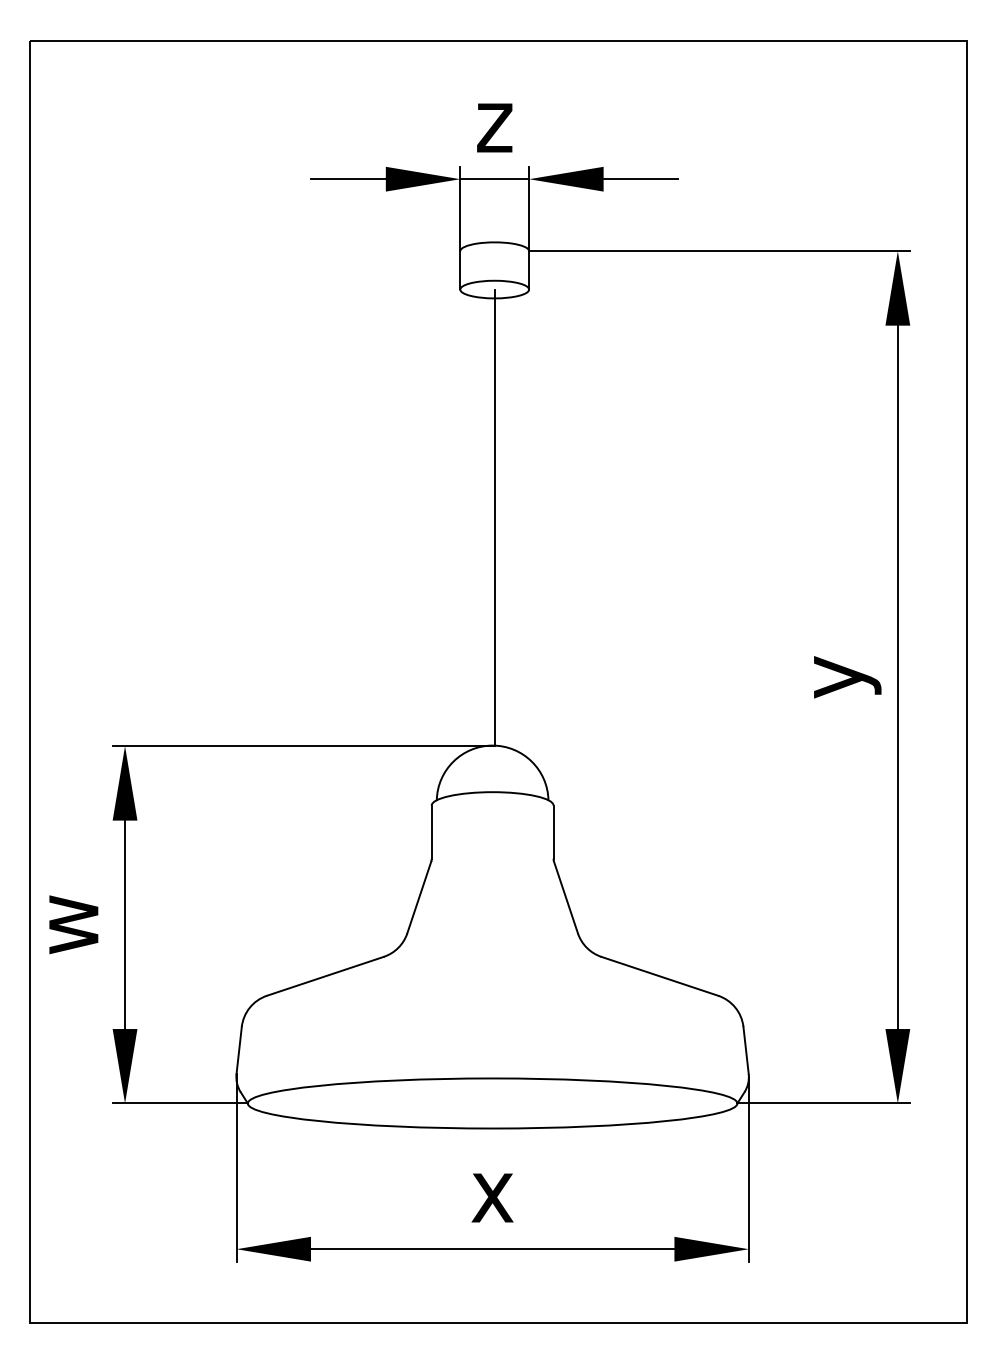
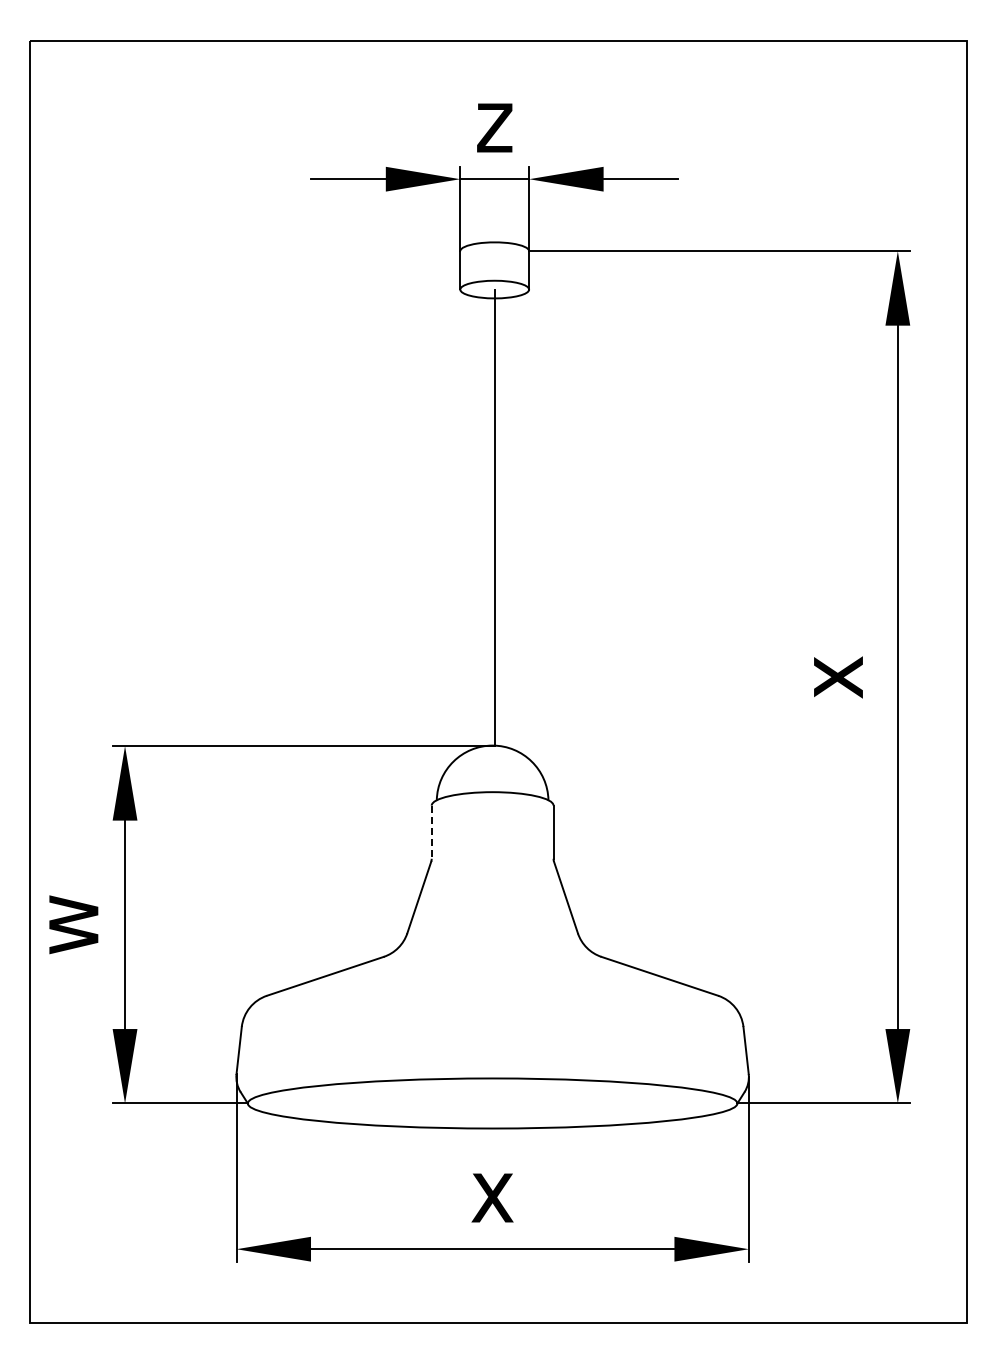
text: y -> x (847, 677)
line: solid -> dashed (431, 832)
